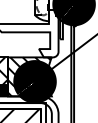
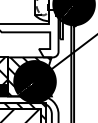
hatch: none -> present (25, 111)
